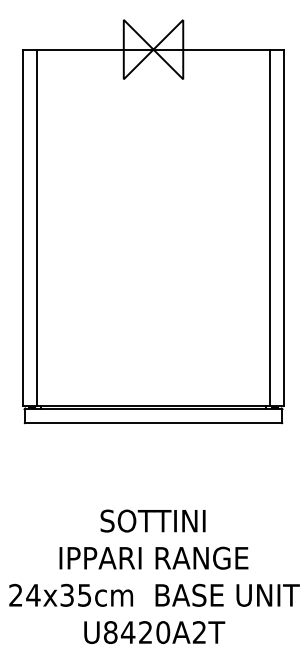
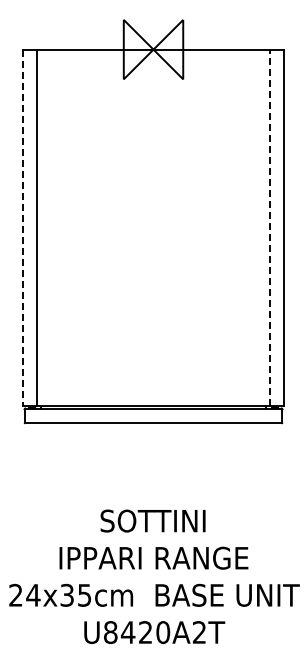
line: solid -> dashed (270, 227)
line: solid -> dashed (23, 228)
